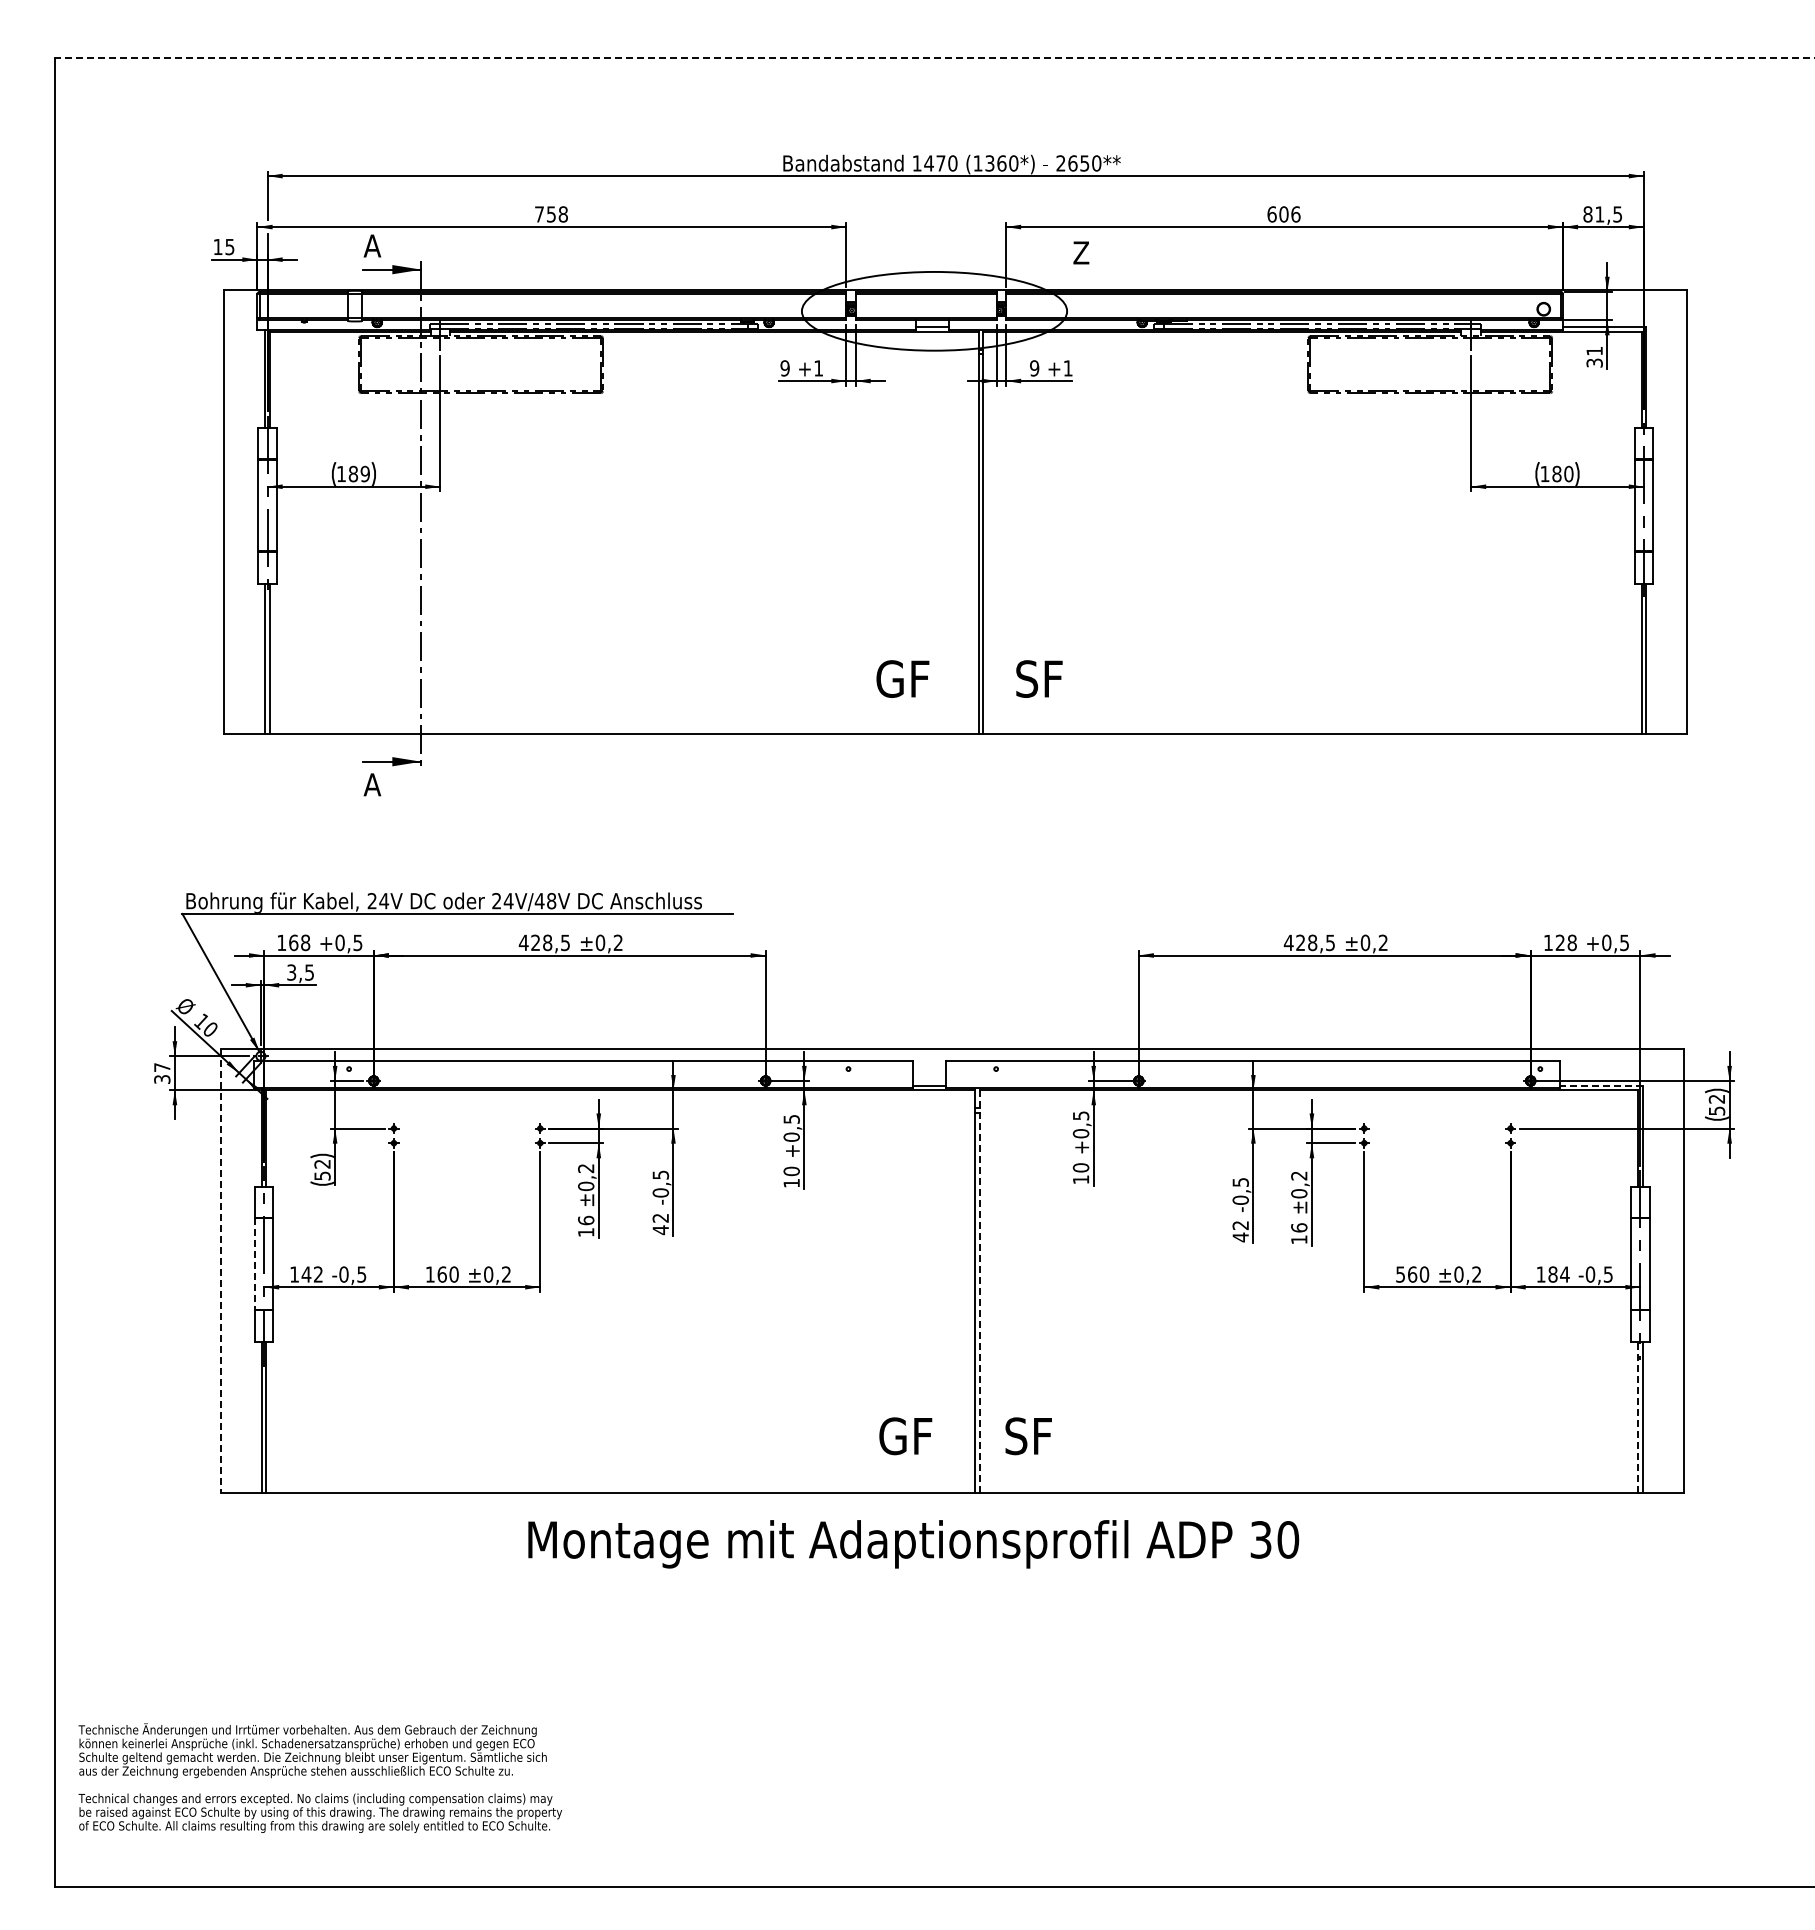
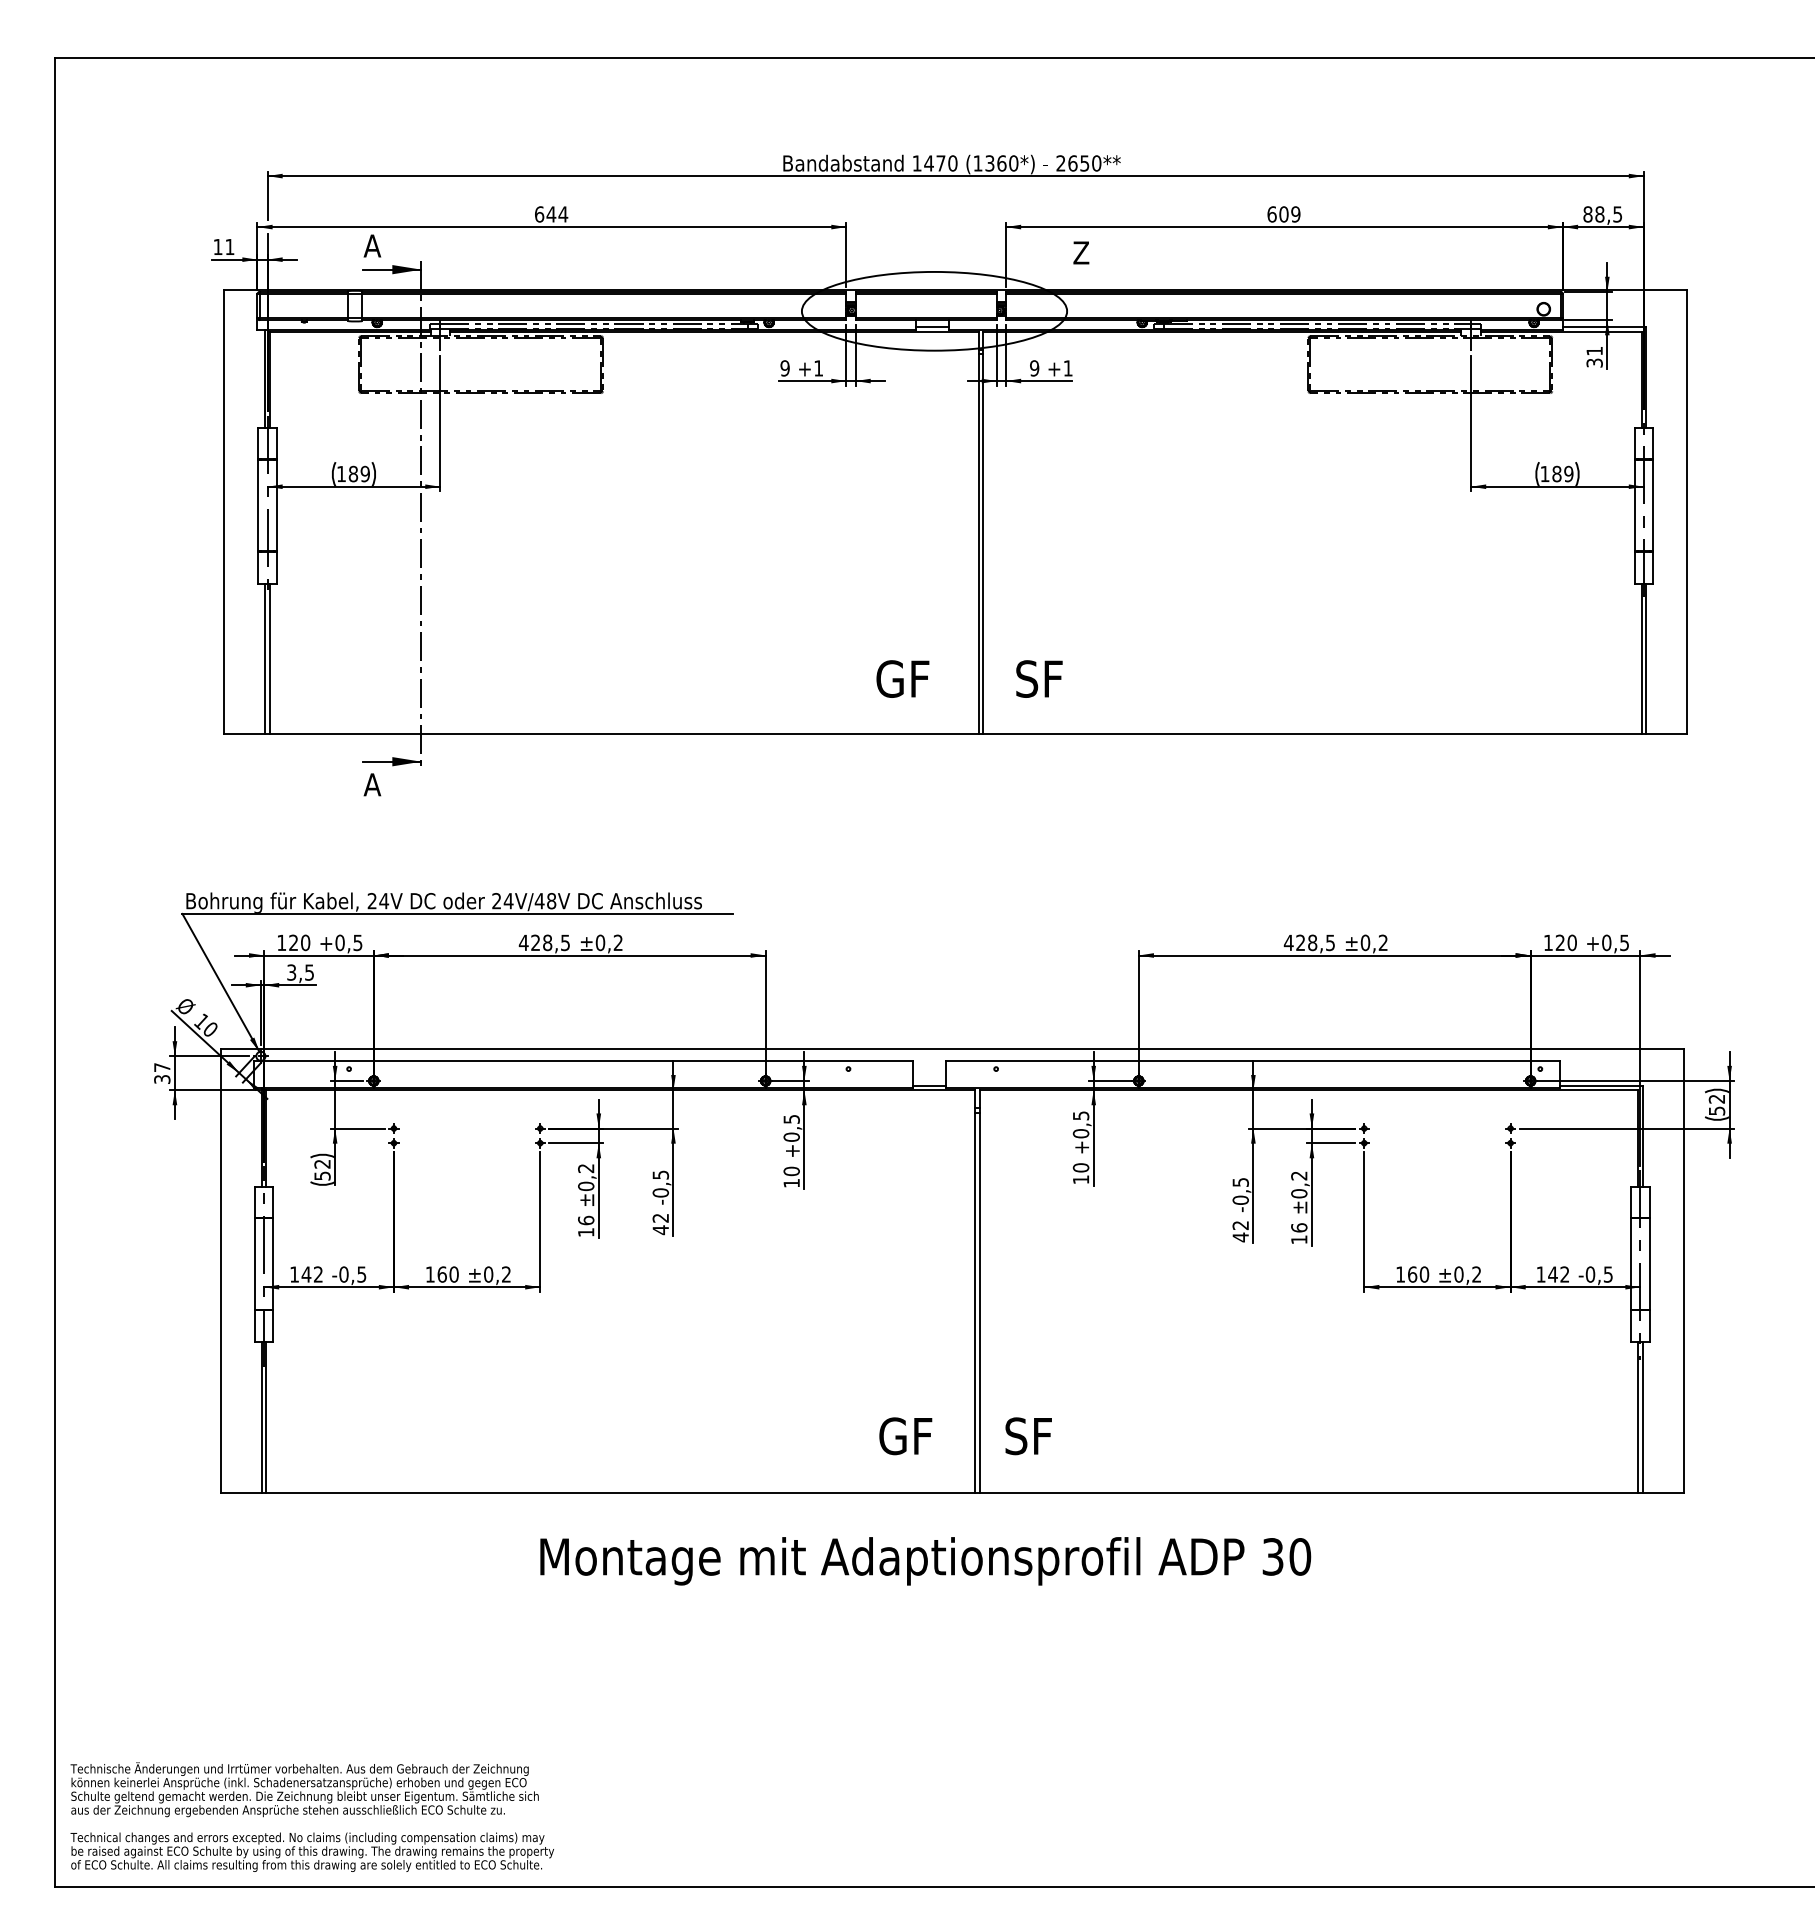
line: dashed -> solid (934, 57)
text: 758 -> 644 (551, 214)
text: 606 -> 609 (1295, 214)
text: 81,5 -> 88,5 (1599, 214)
text: 15 -> 11 (229, 247)
text: 180 -> 189 (1568, 474)
text: 168 -> 120 (299, 942)
text: 128 -> 120 (1571, 942)
line: dashed -> solid (1601, 1085)
line: dashed -> solid (254, 1263)
line: dashed -> solid (220, 1270)
text: 560 -> 160 (1400, 1274)
text: 184 -> 142 (1558, 1274)
line: dashed -> solid (979, 1290)
line: dashed -> solid (1638, 1416)
text position: (913, 1544) -> (925, 1561) (925, 1561)
text position: (319, 1777) -> (311, 1816) (311, 1816)
